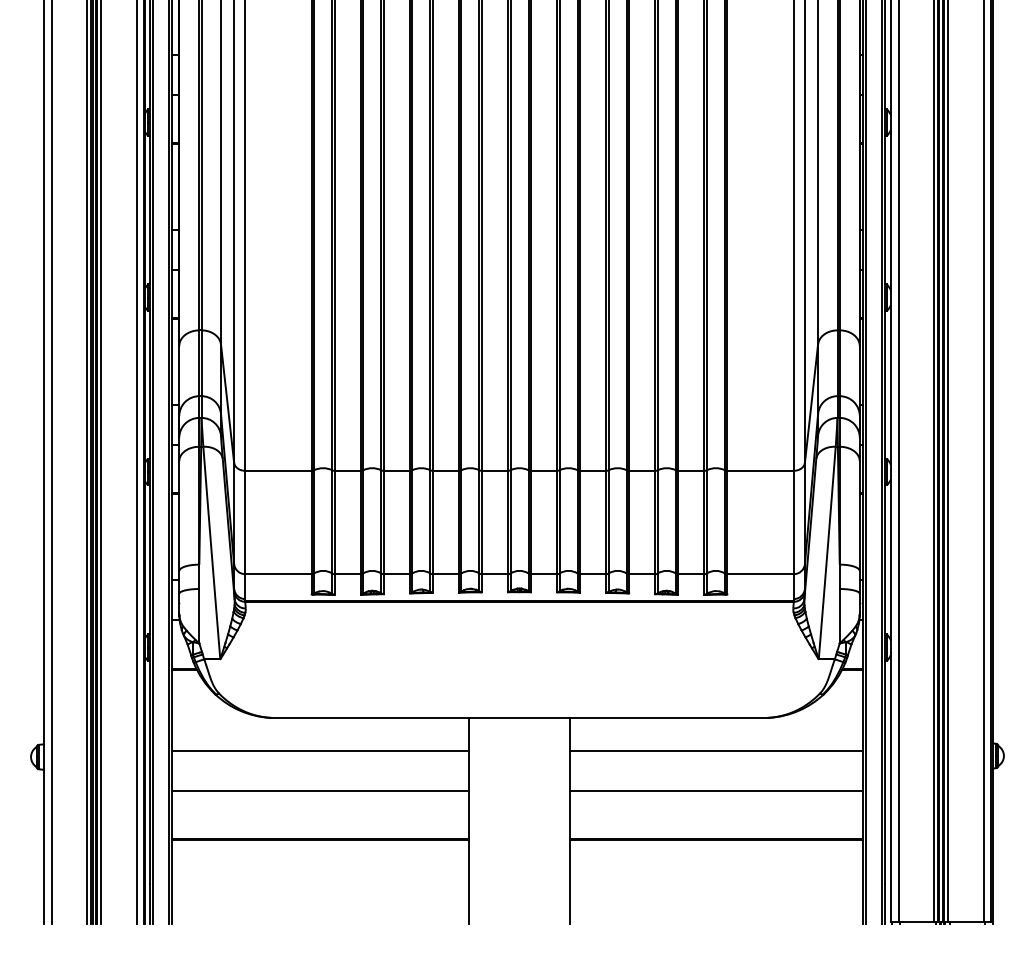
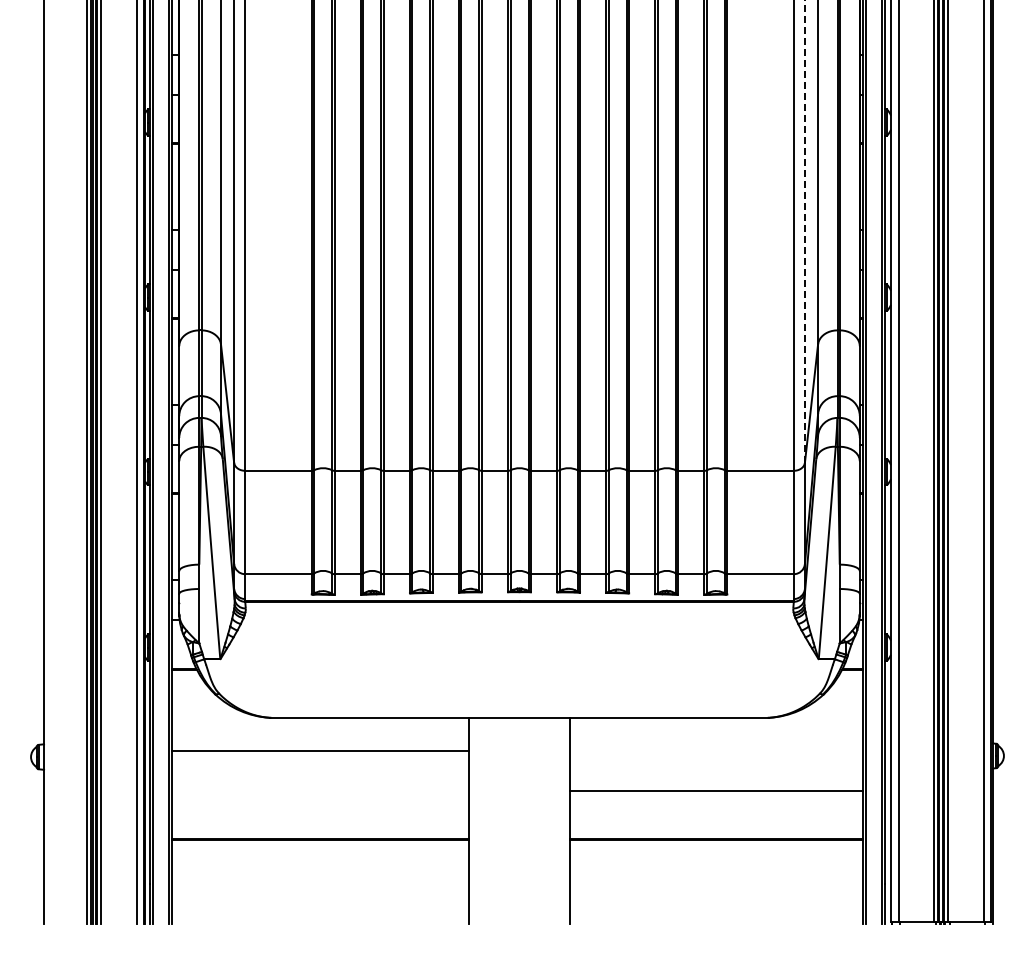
line: solid -> dashed (804, 230)
line: present -> none (51, 463)
line: present -> none (716, 750)
line: present -> none (320, 790)
